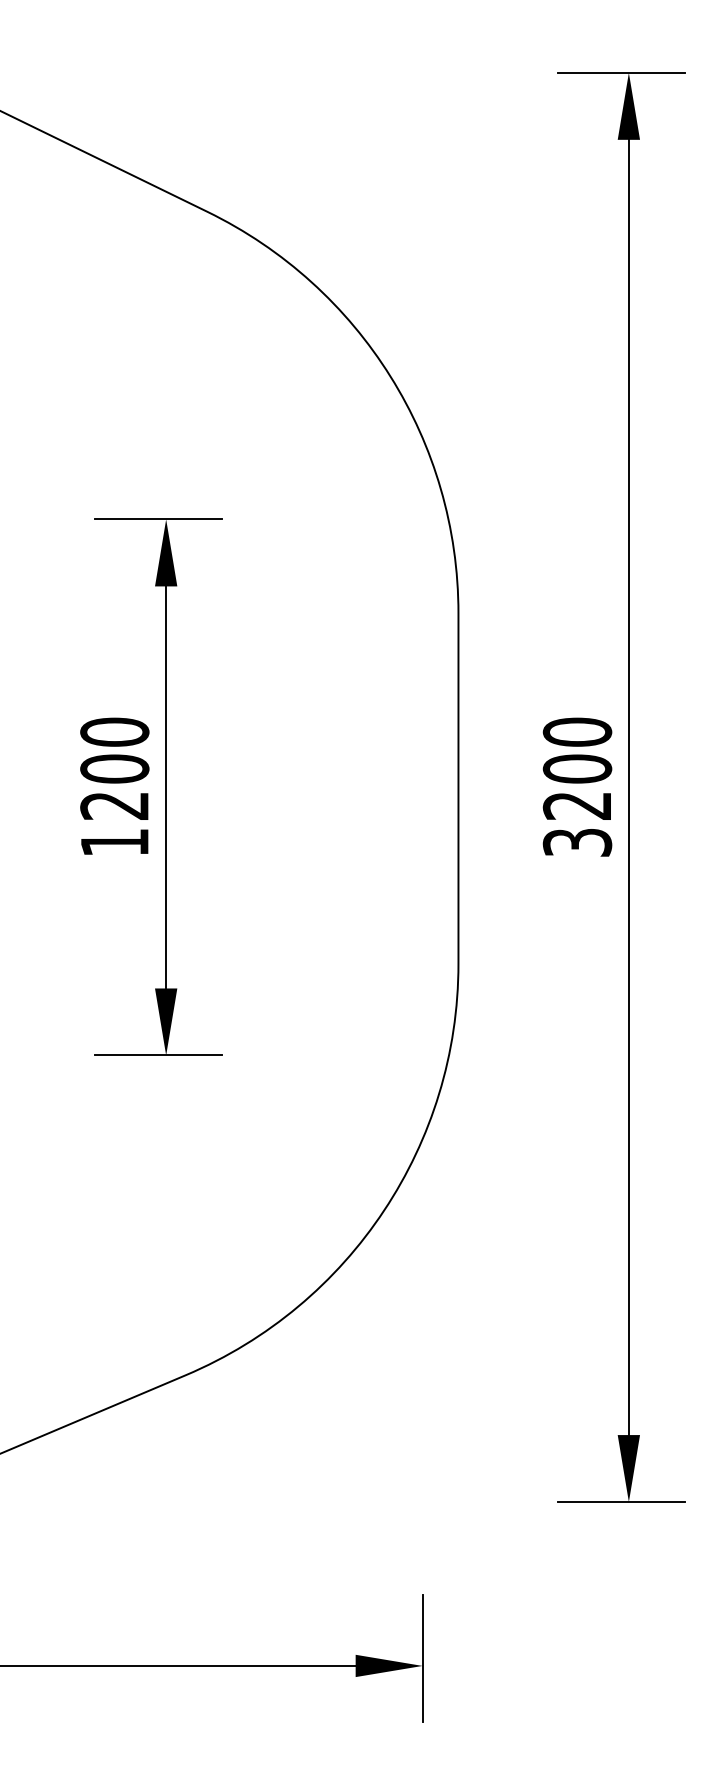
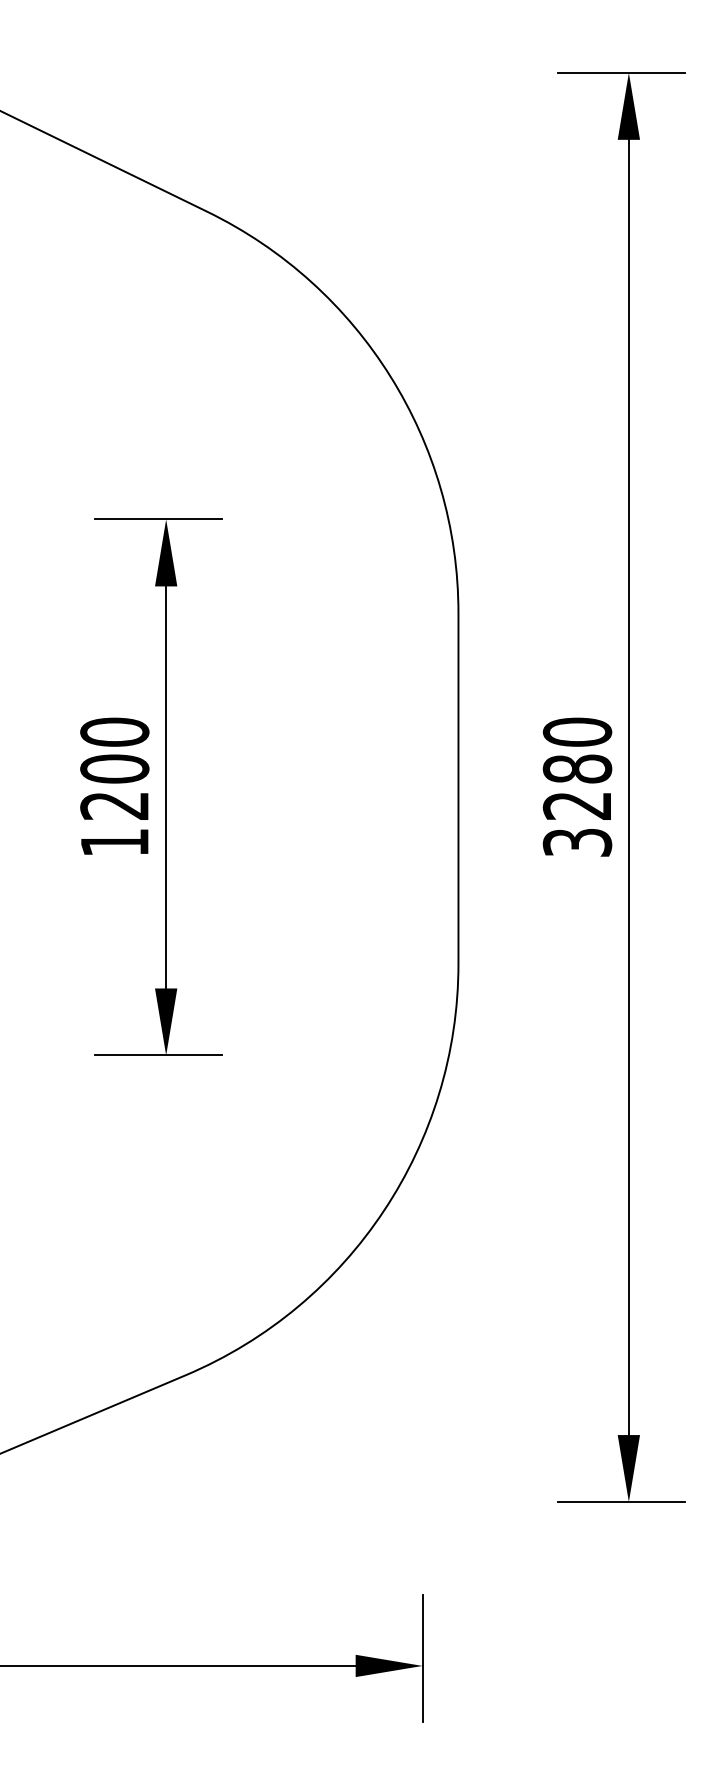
text: 3200 -> 3280 (577, 768)
